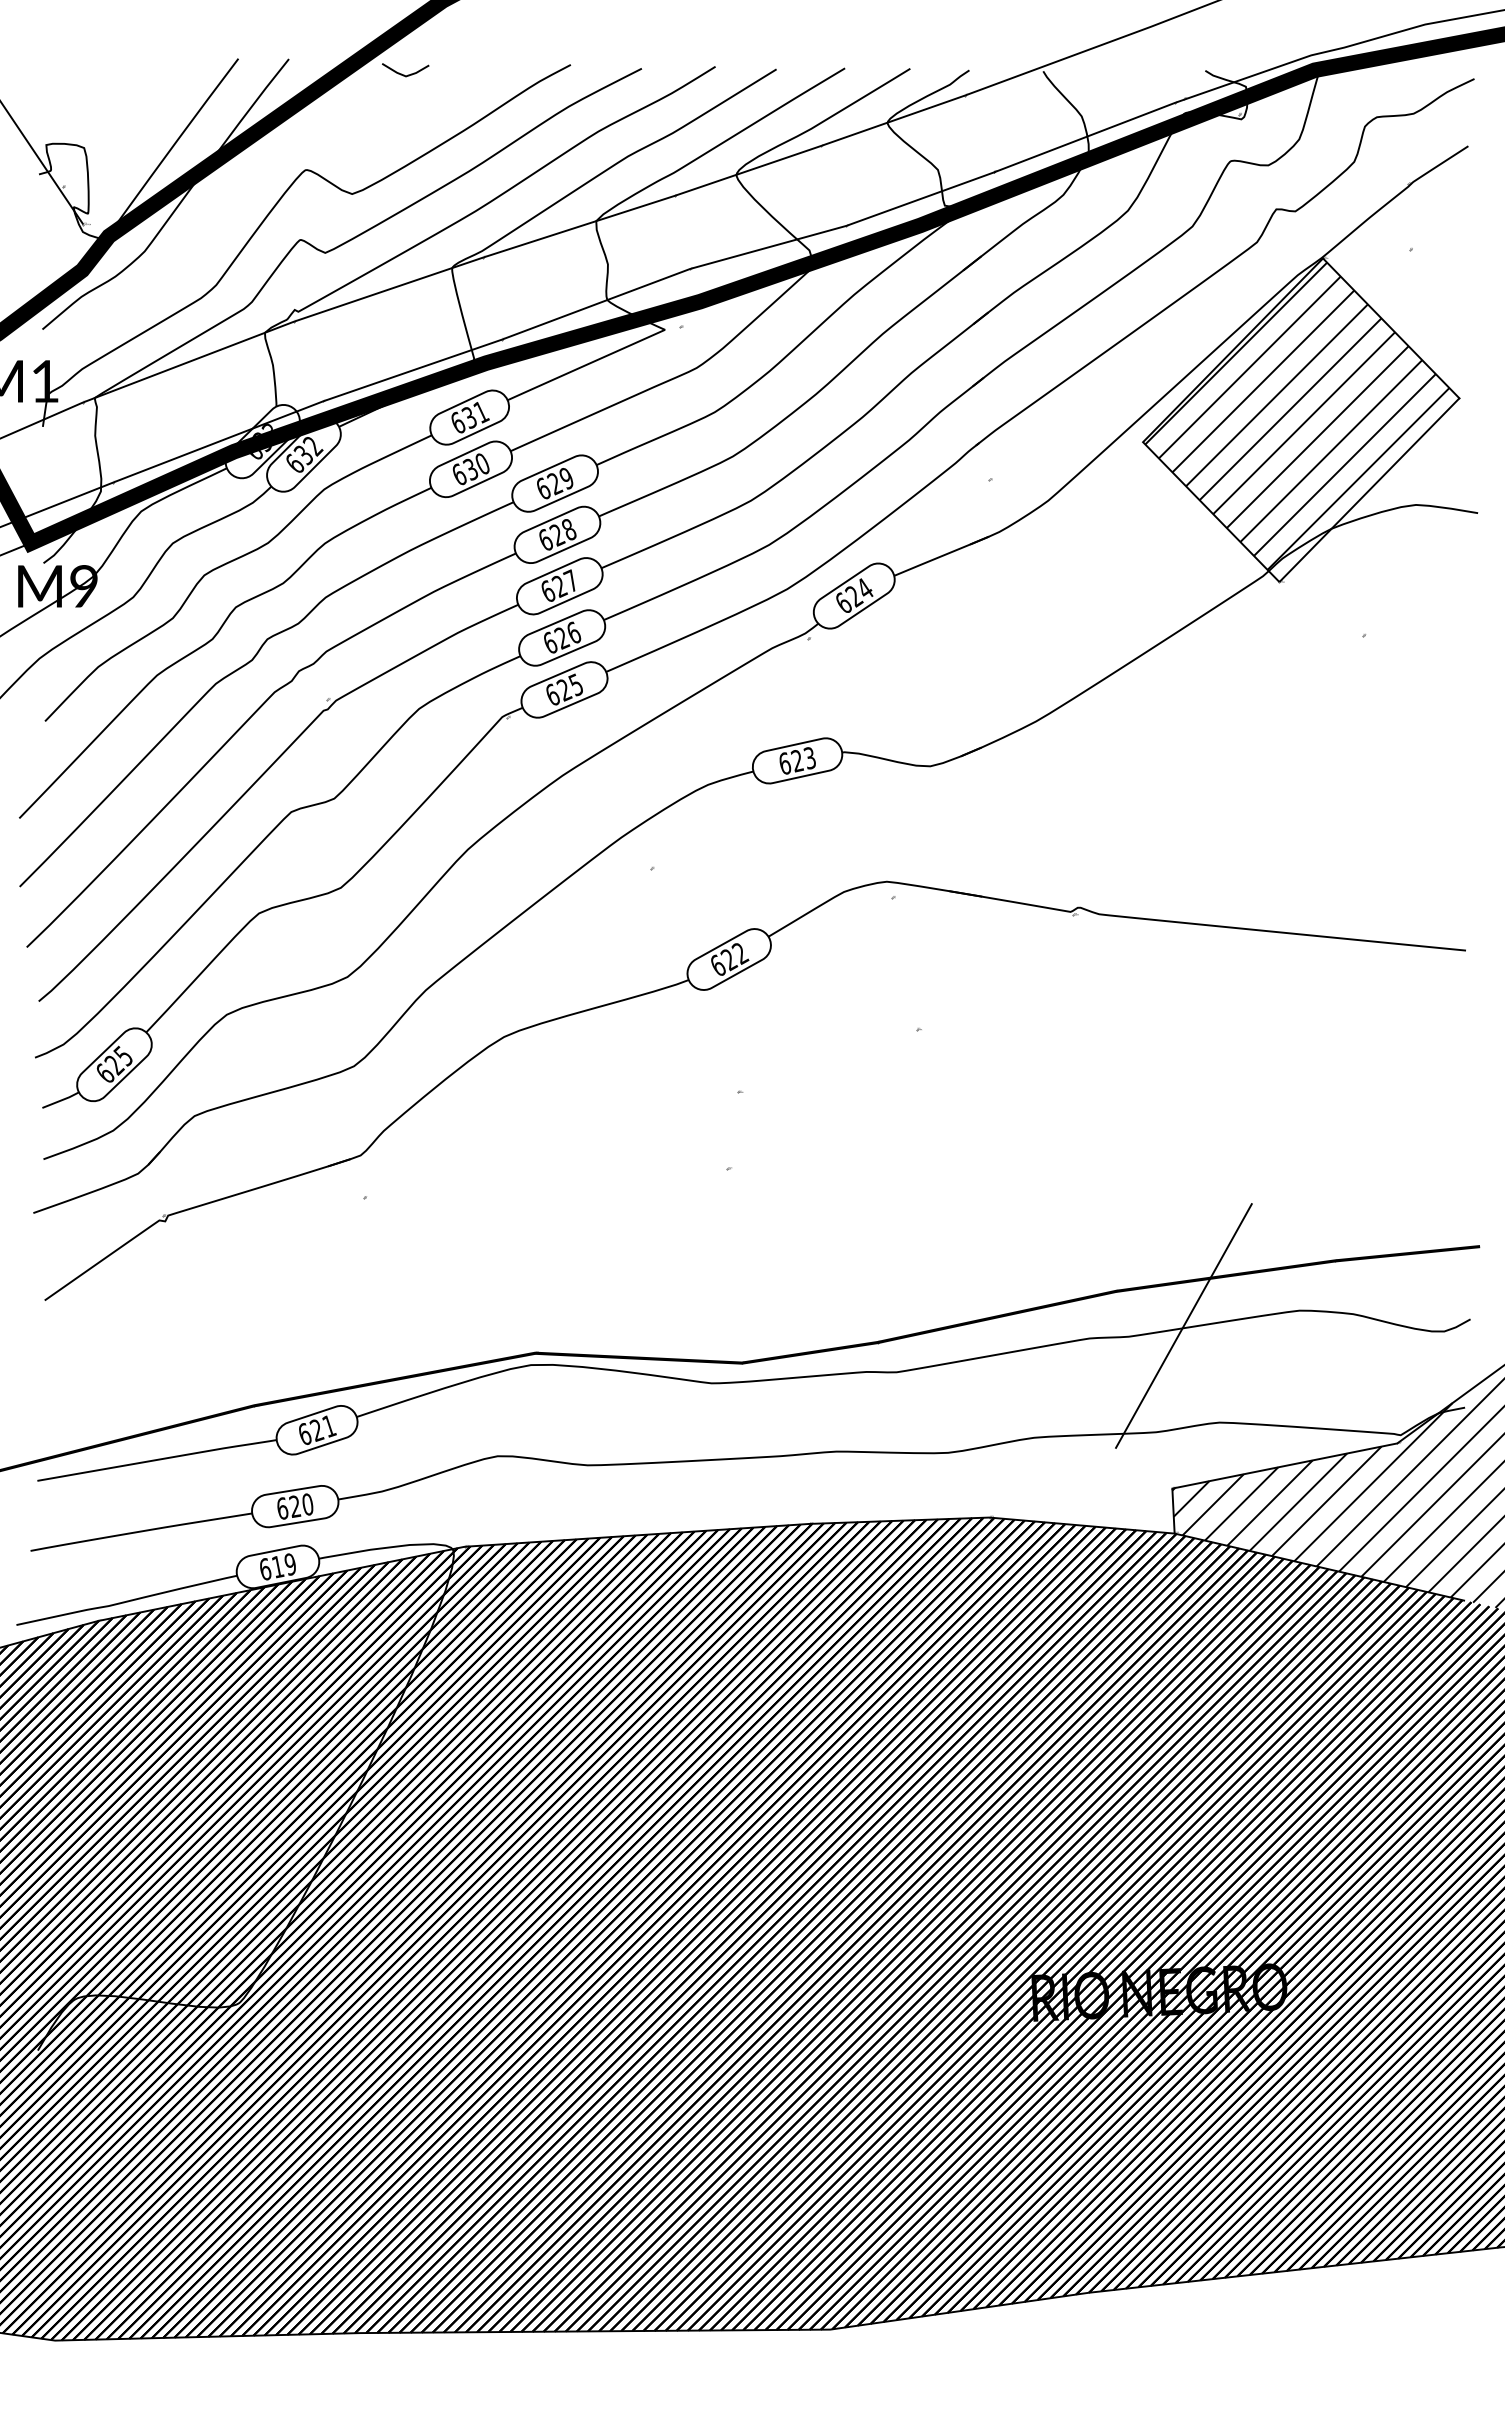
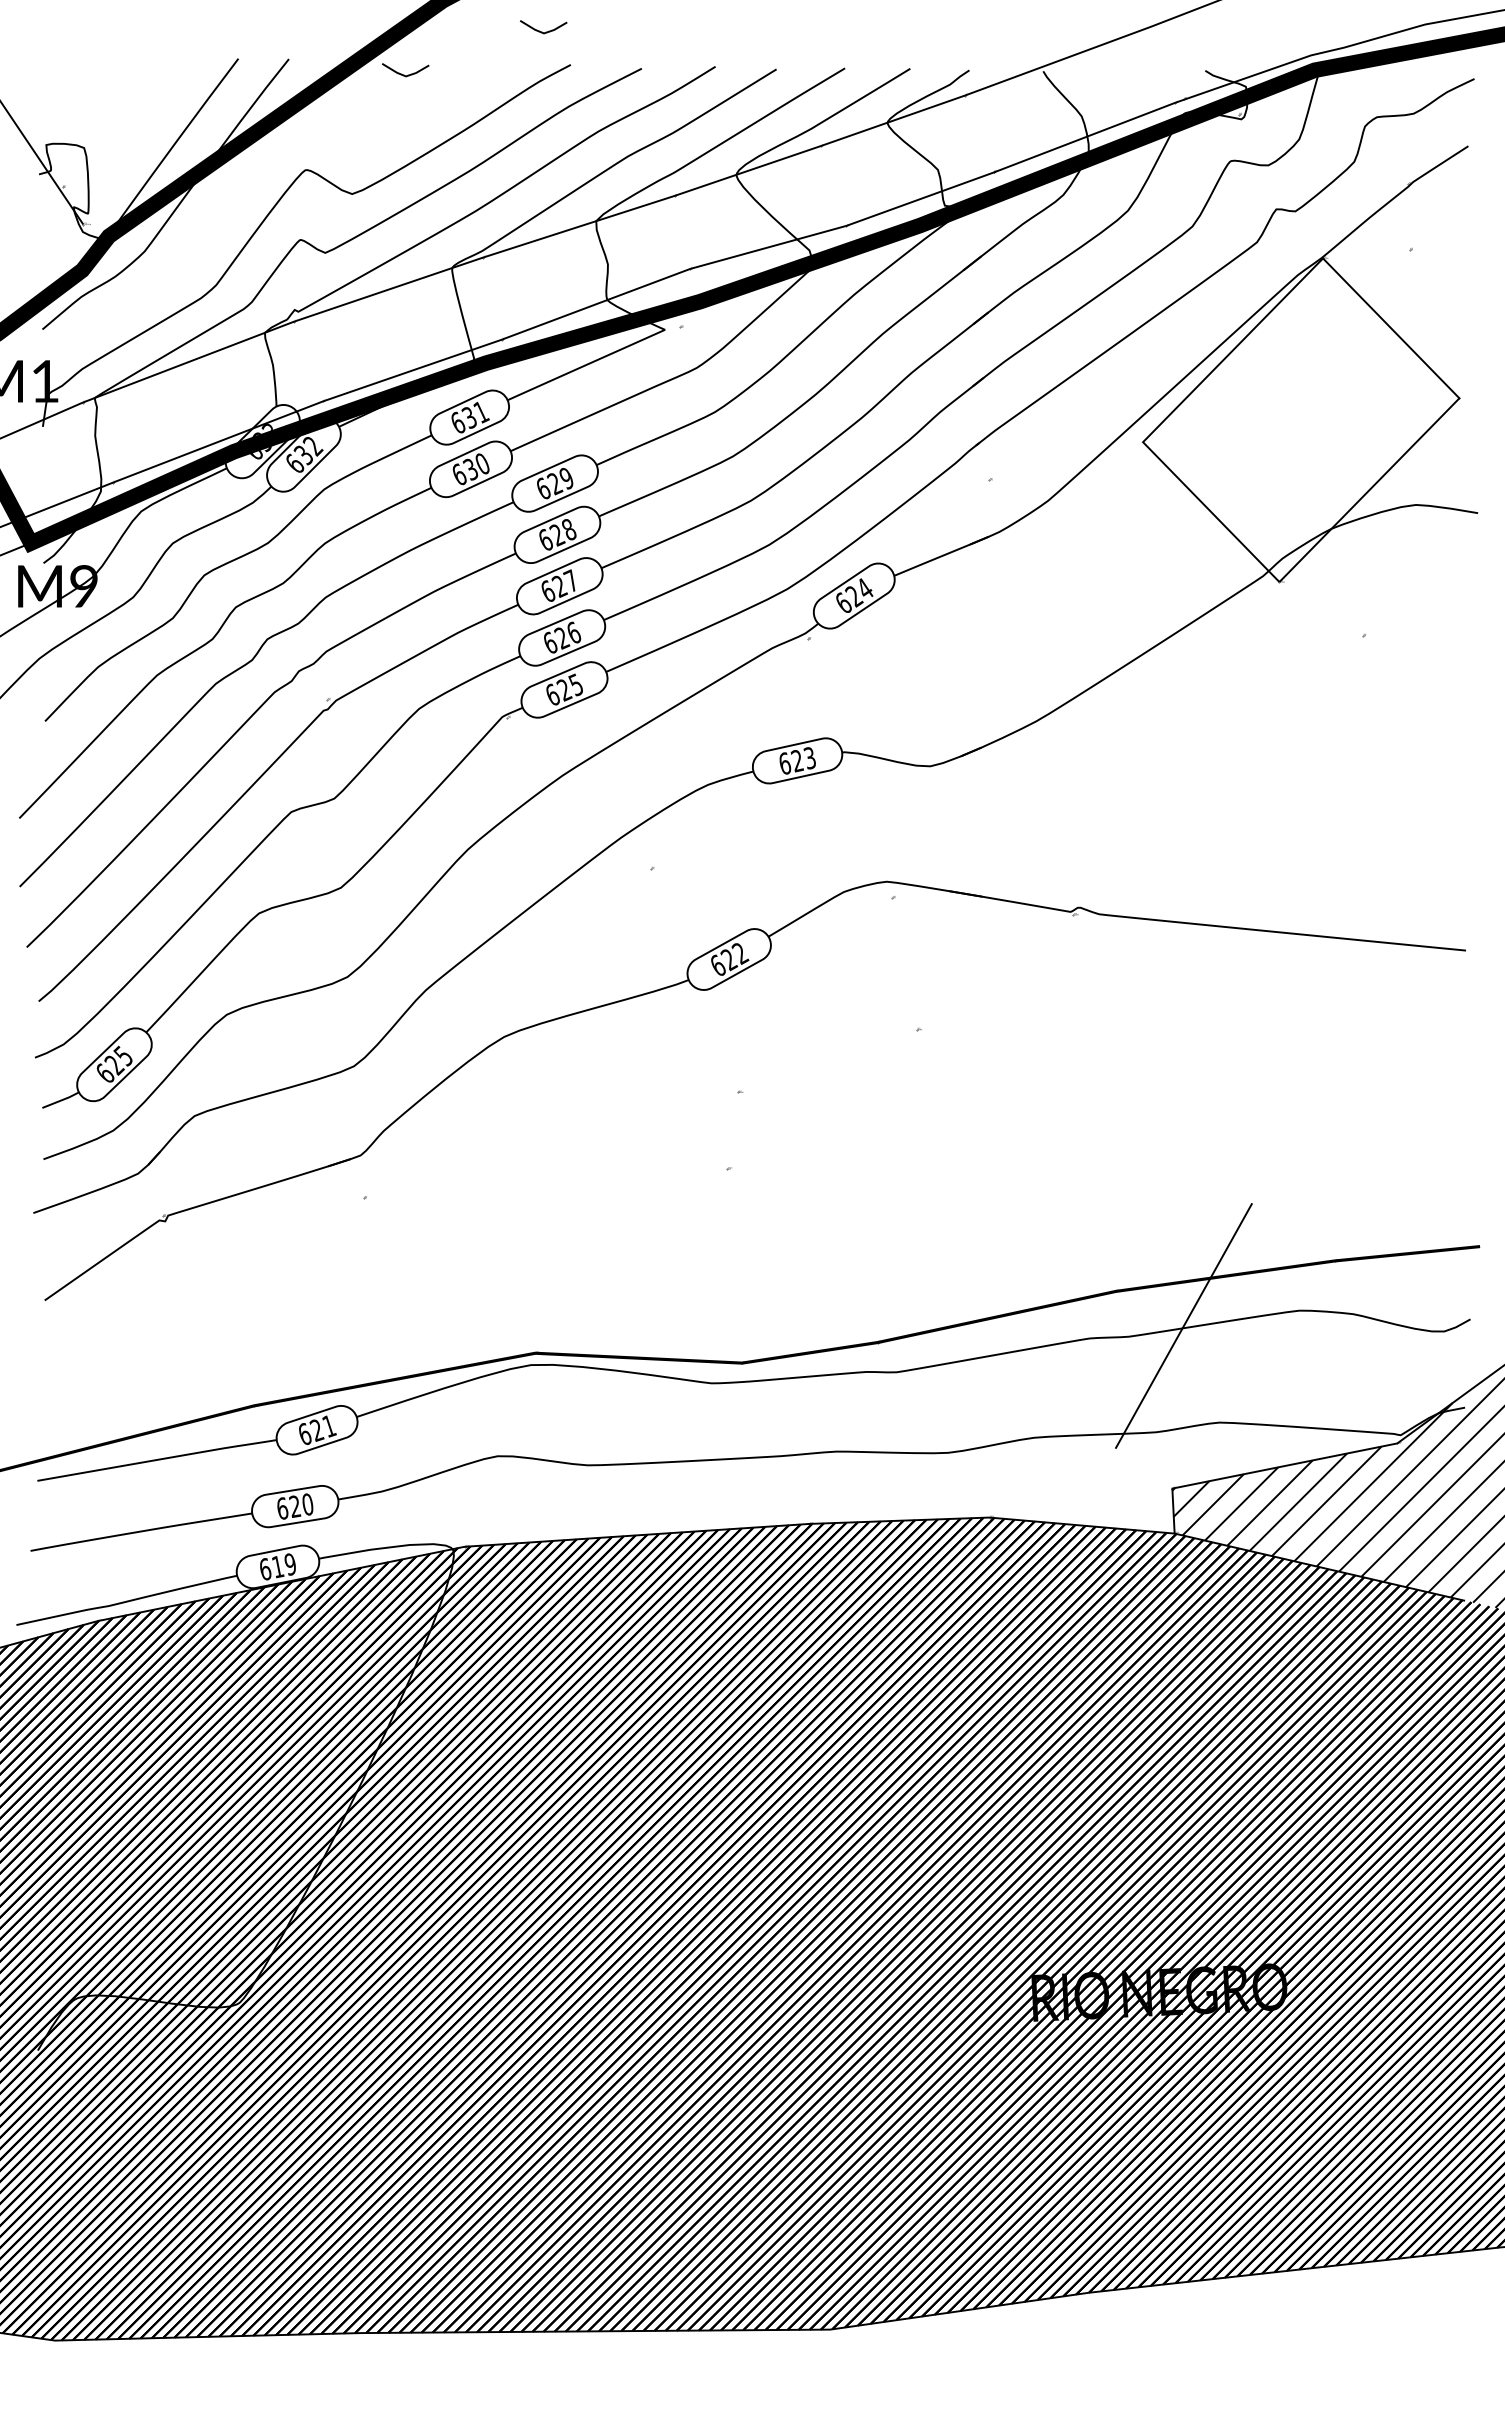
line: none -> present (542, 31)
hatch: present -> none (1297, 415)
